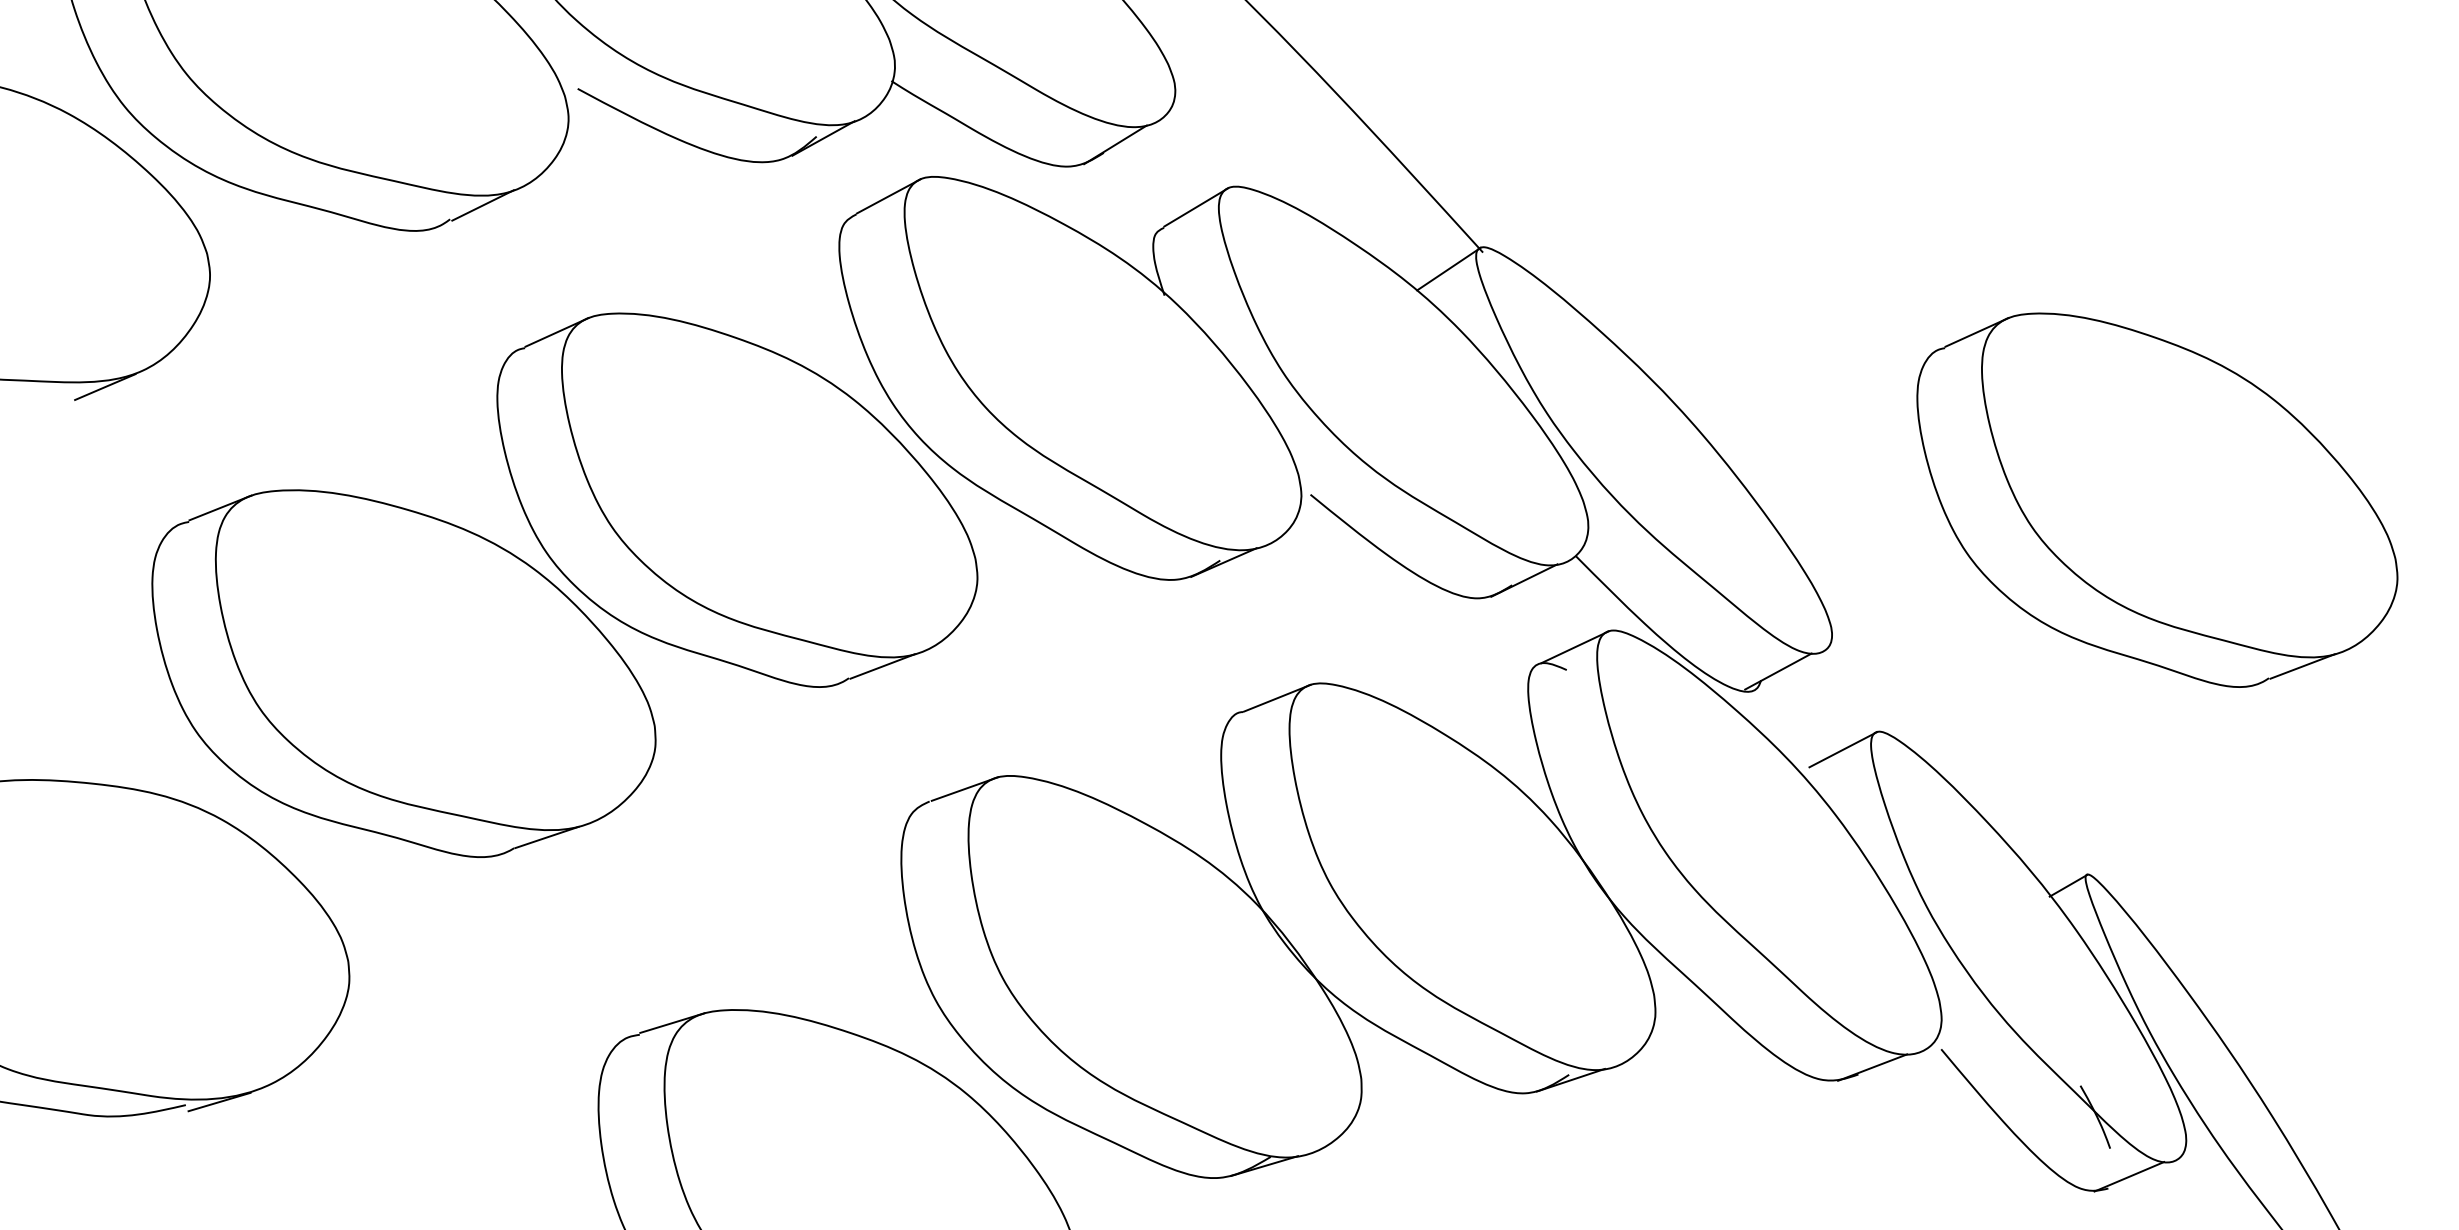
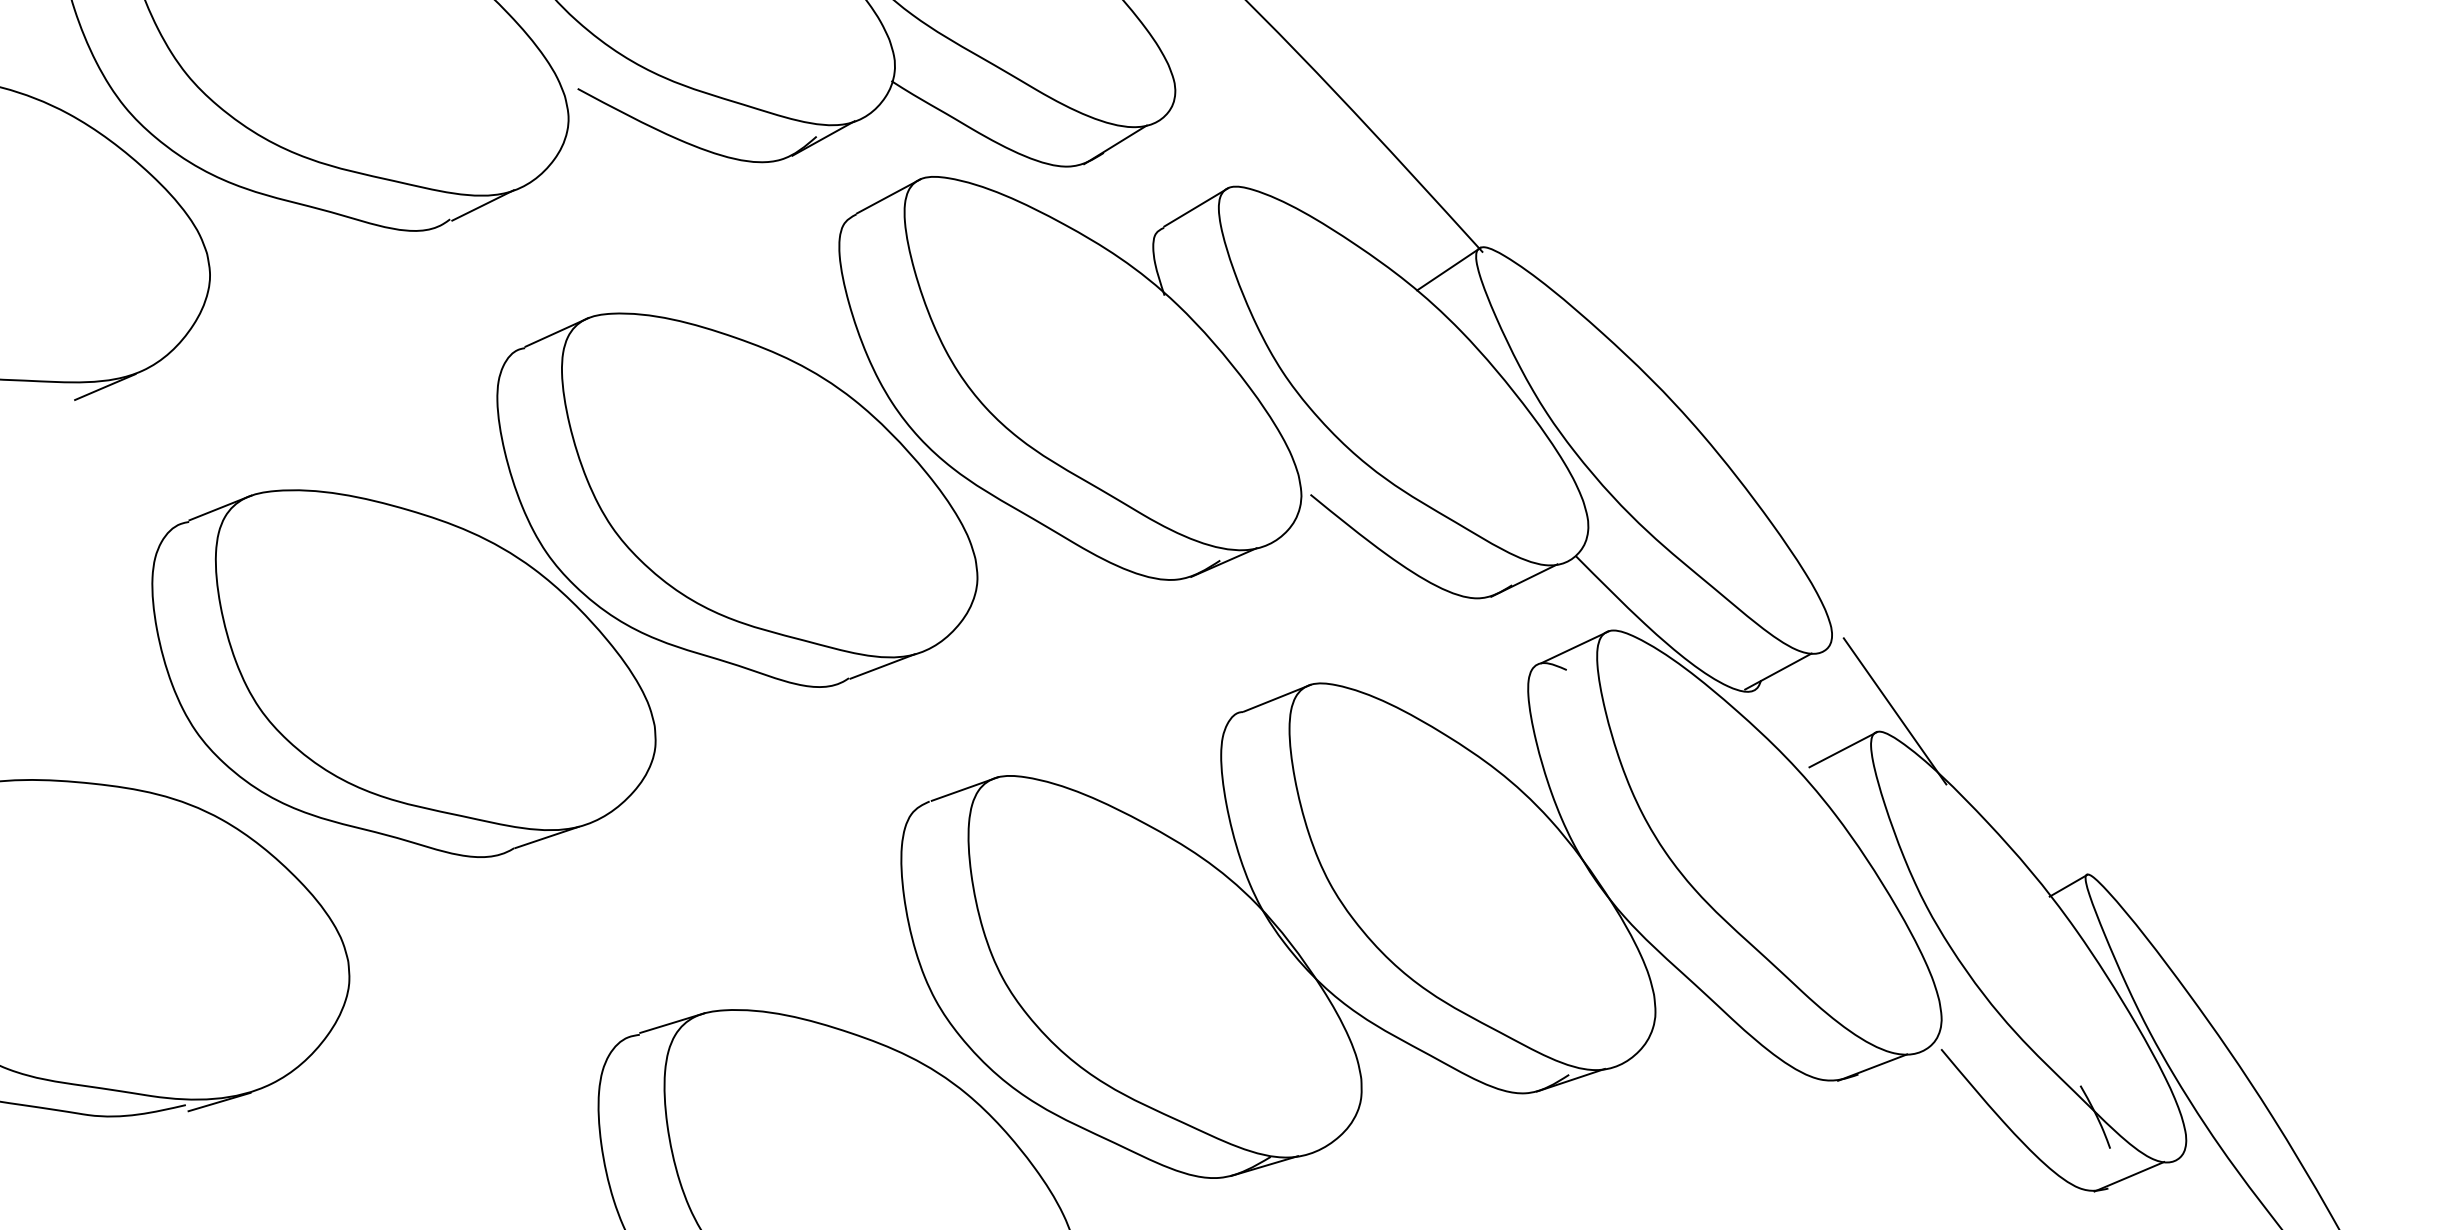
part: present -> none (2157, 499)
line: none -> present (1894, 711)
